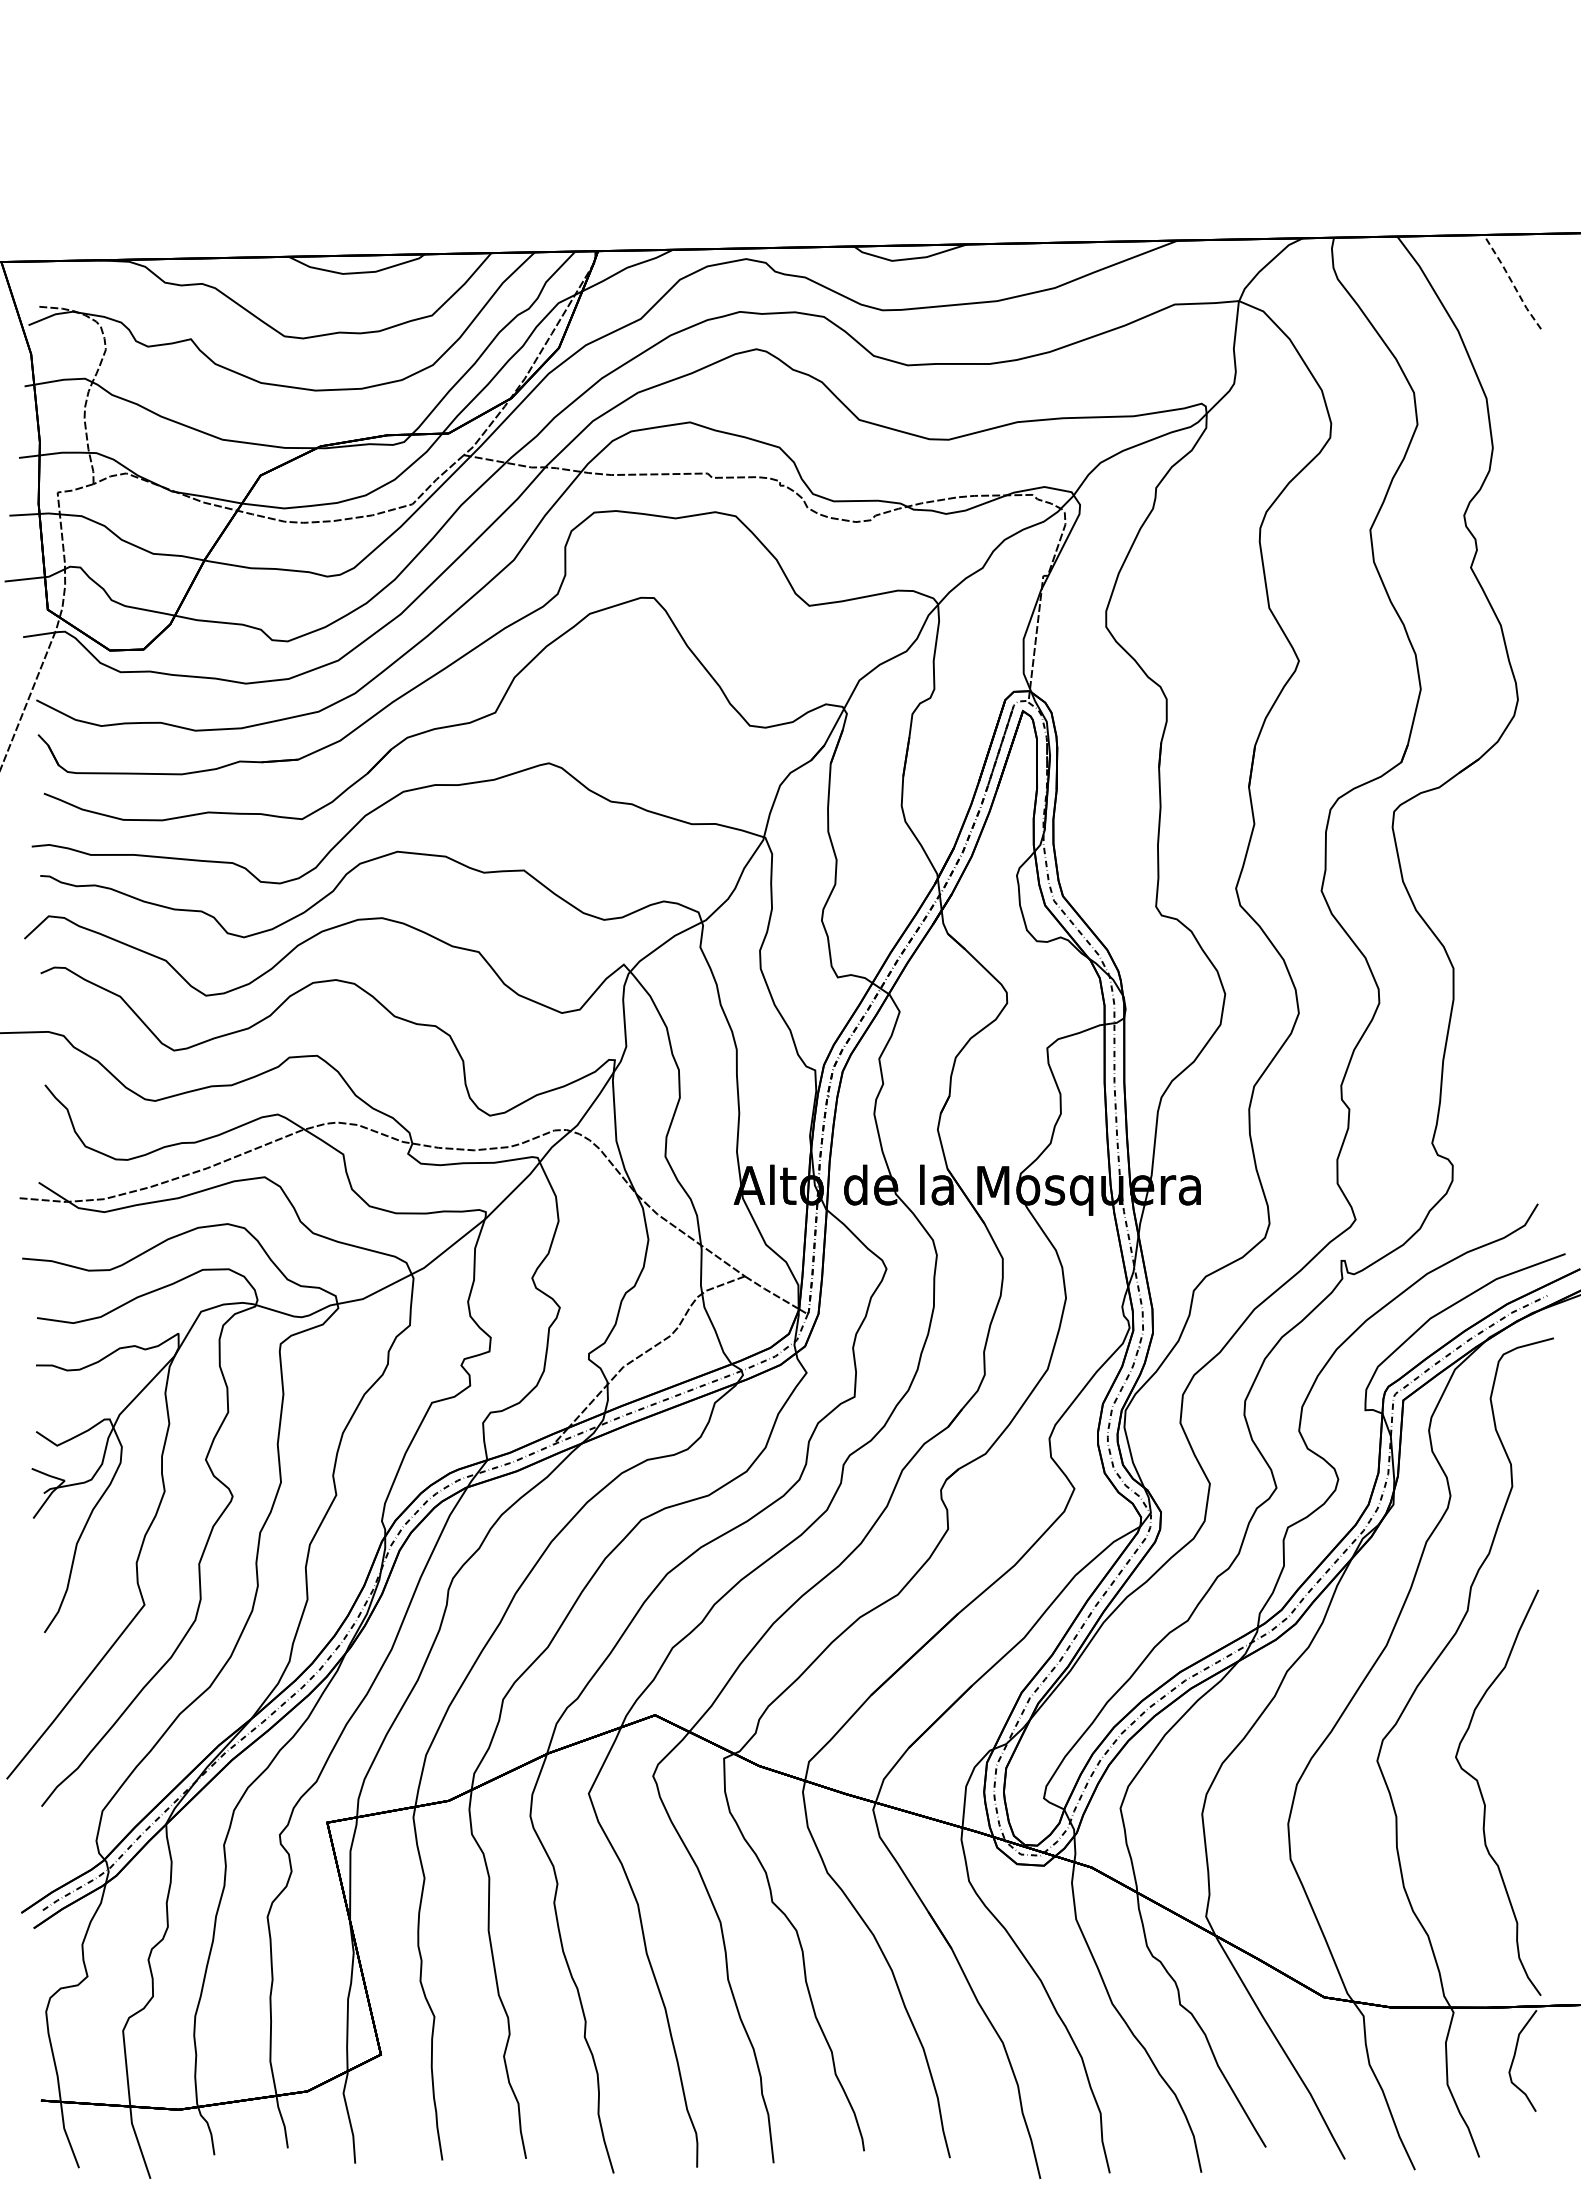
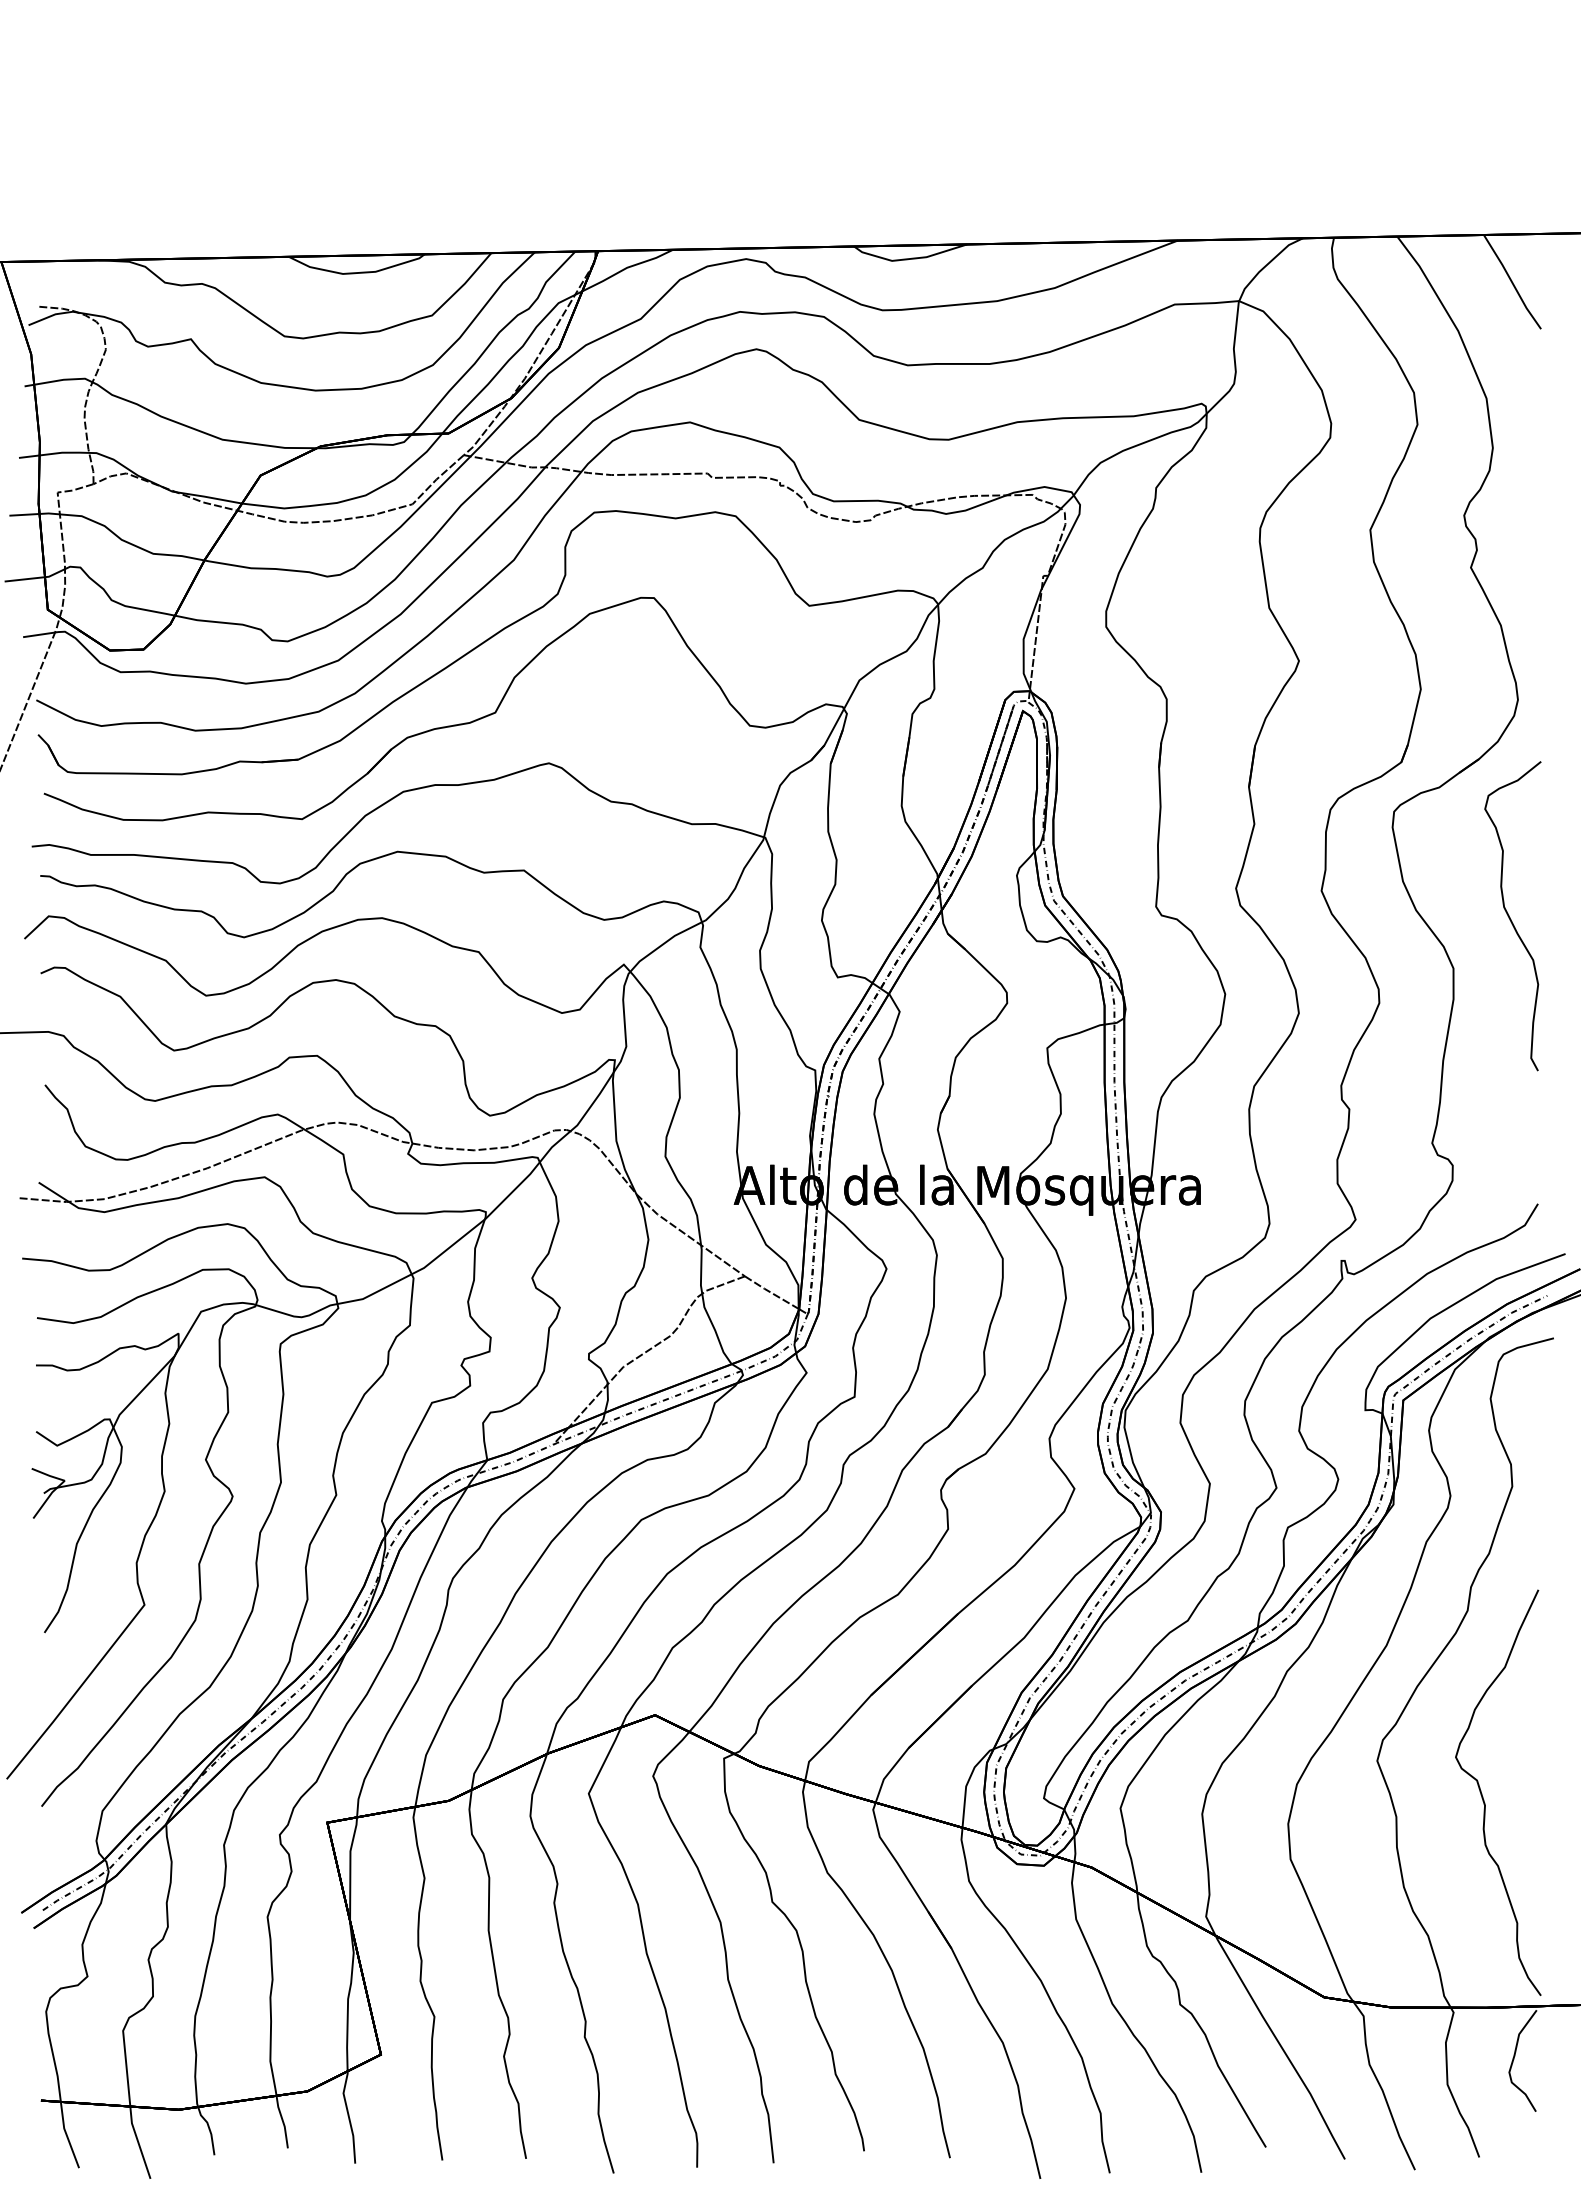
line: dashed -> solid (1512, 282)
curve: none -> present (1510, 917)
